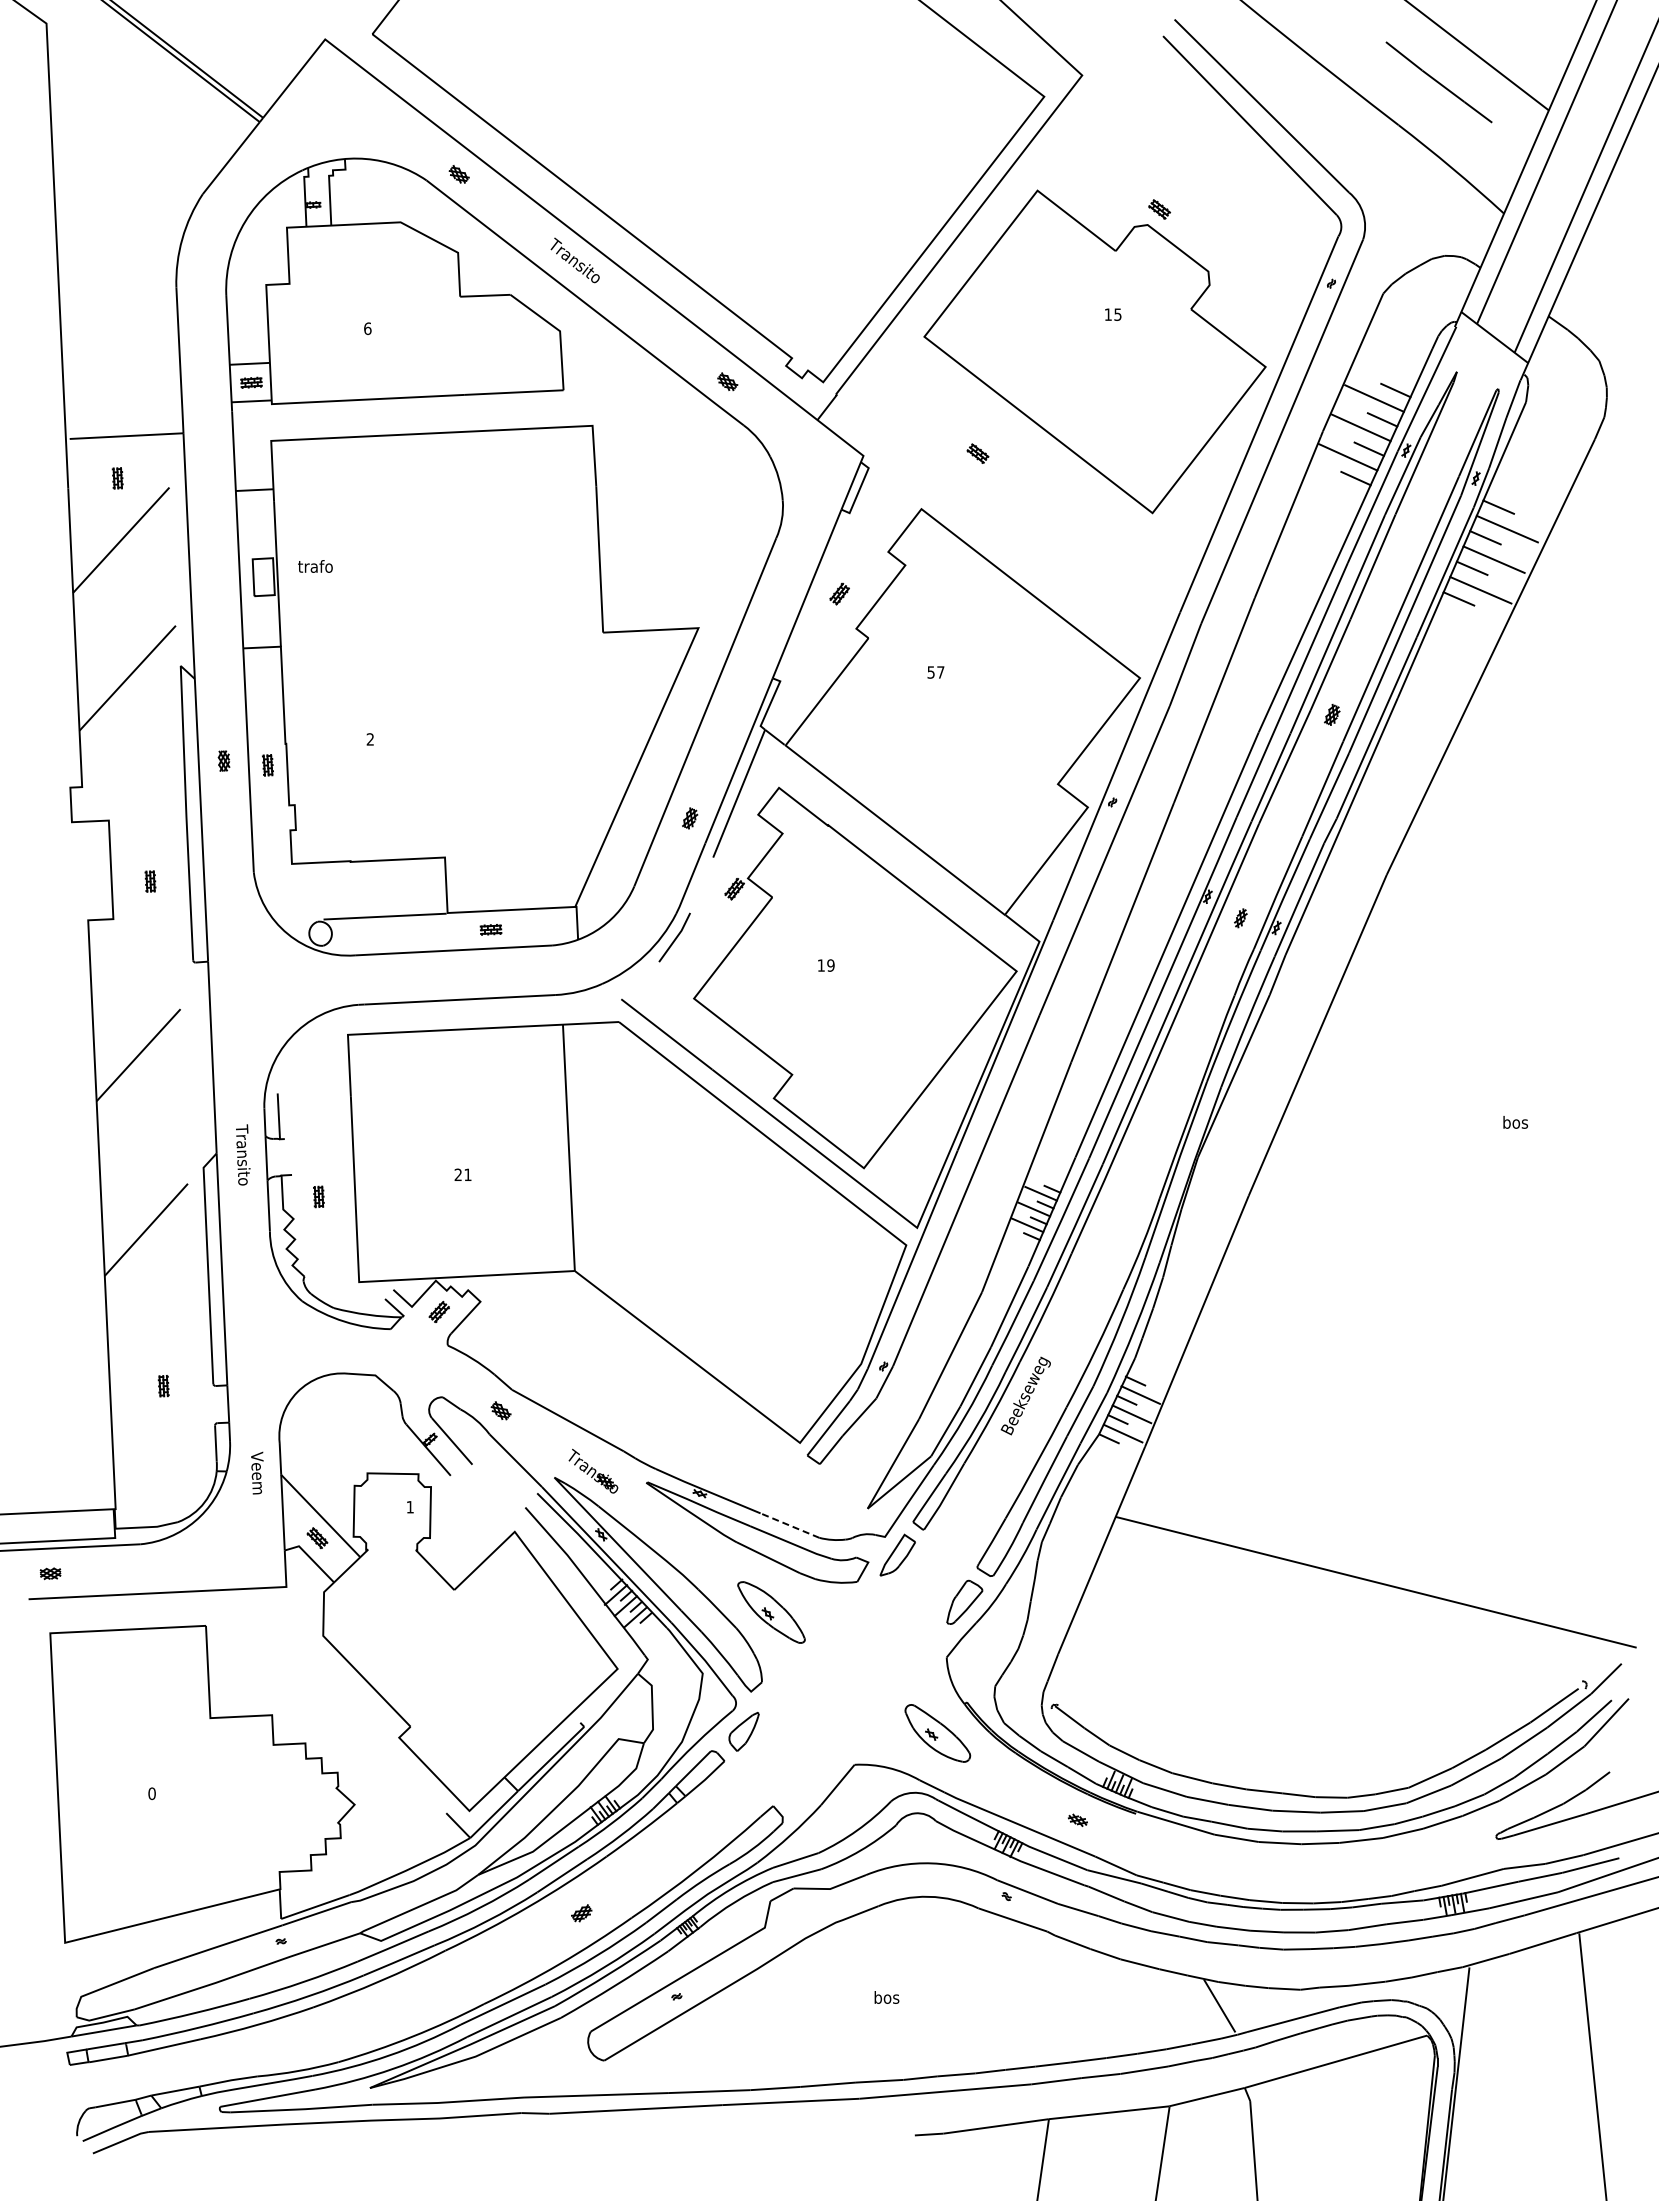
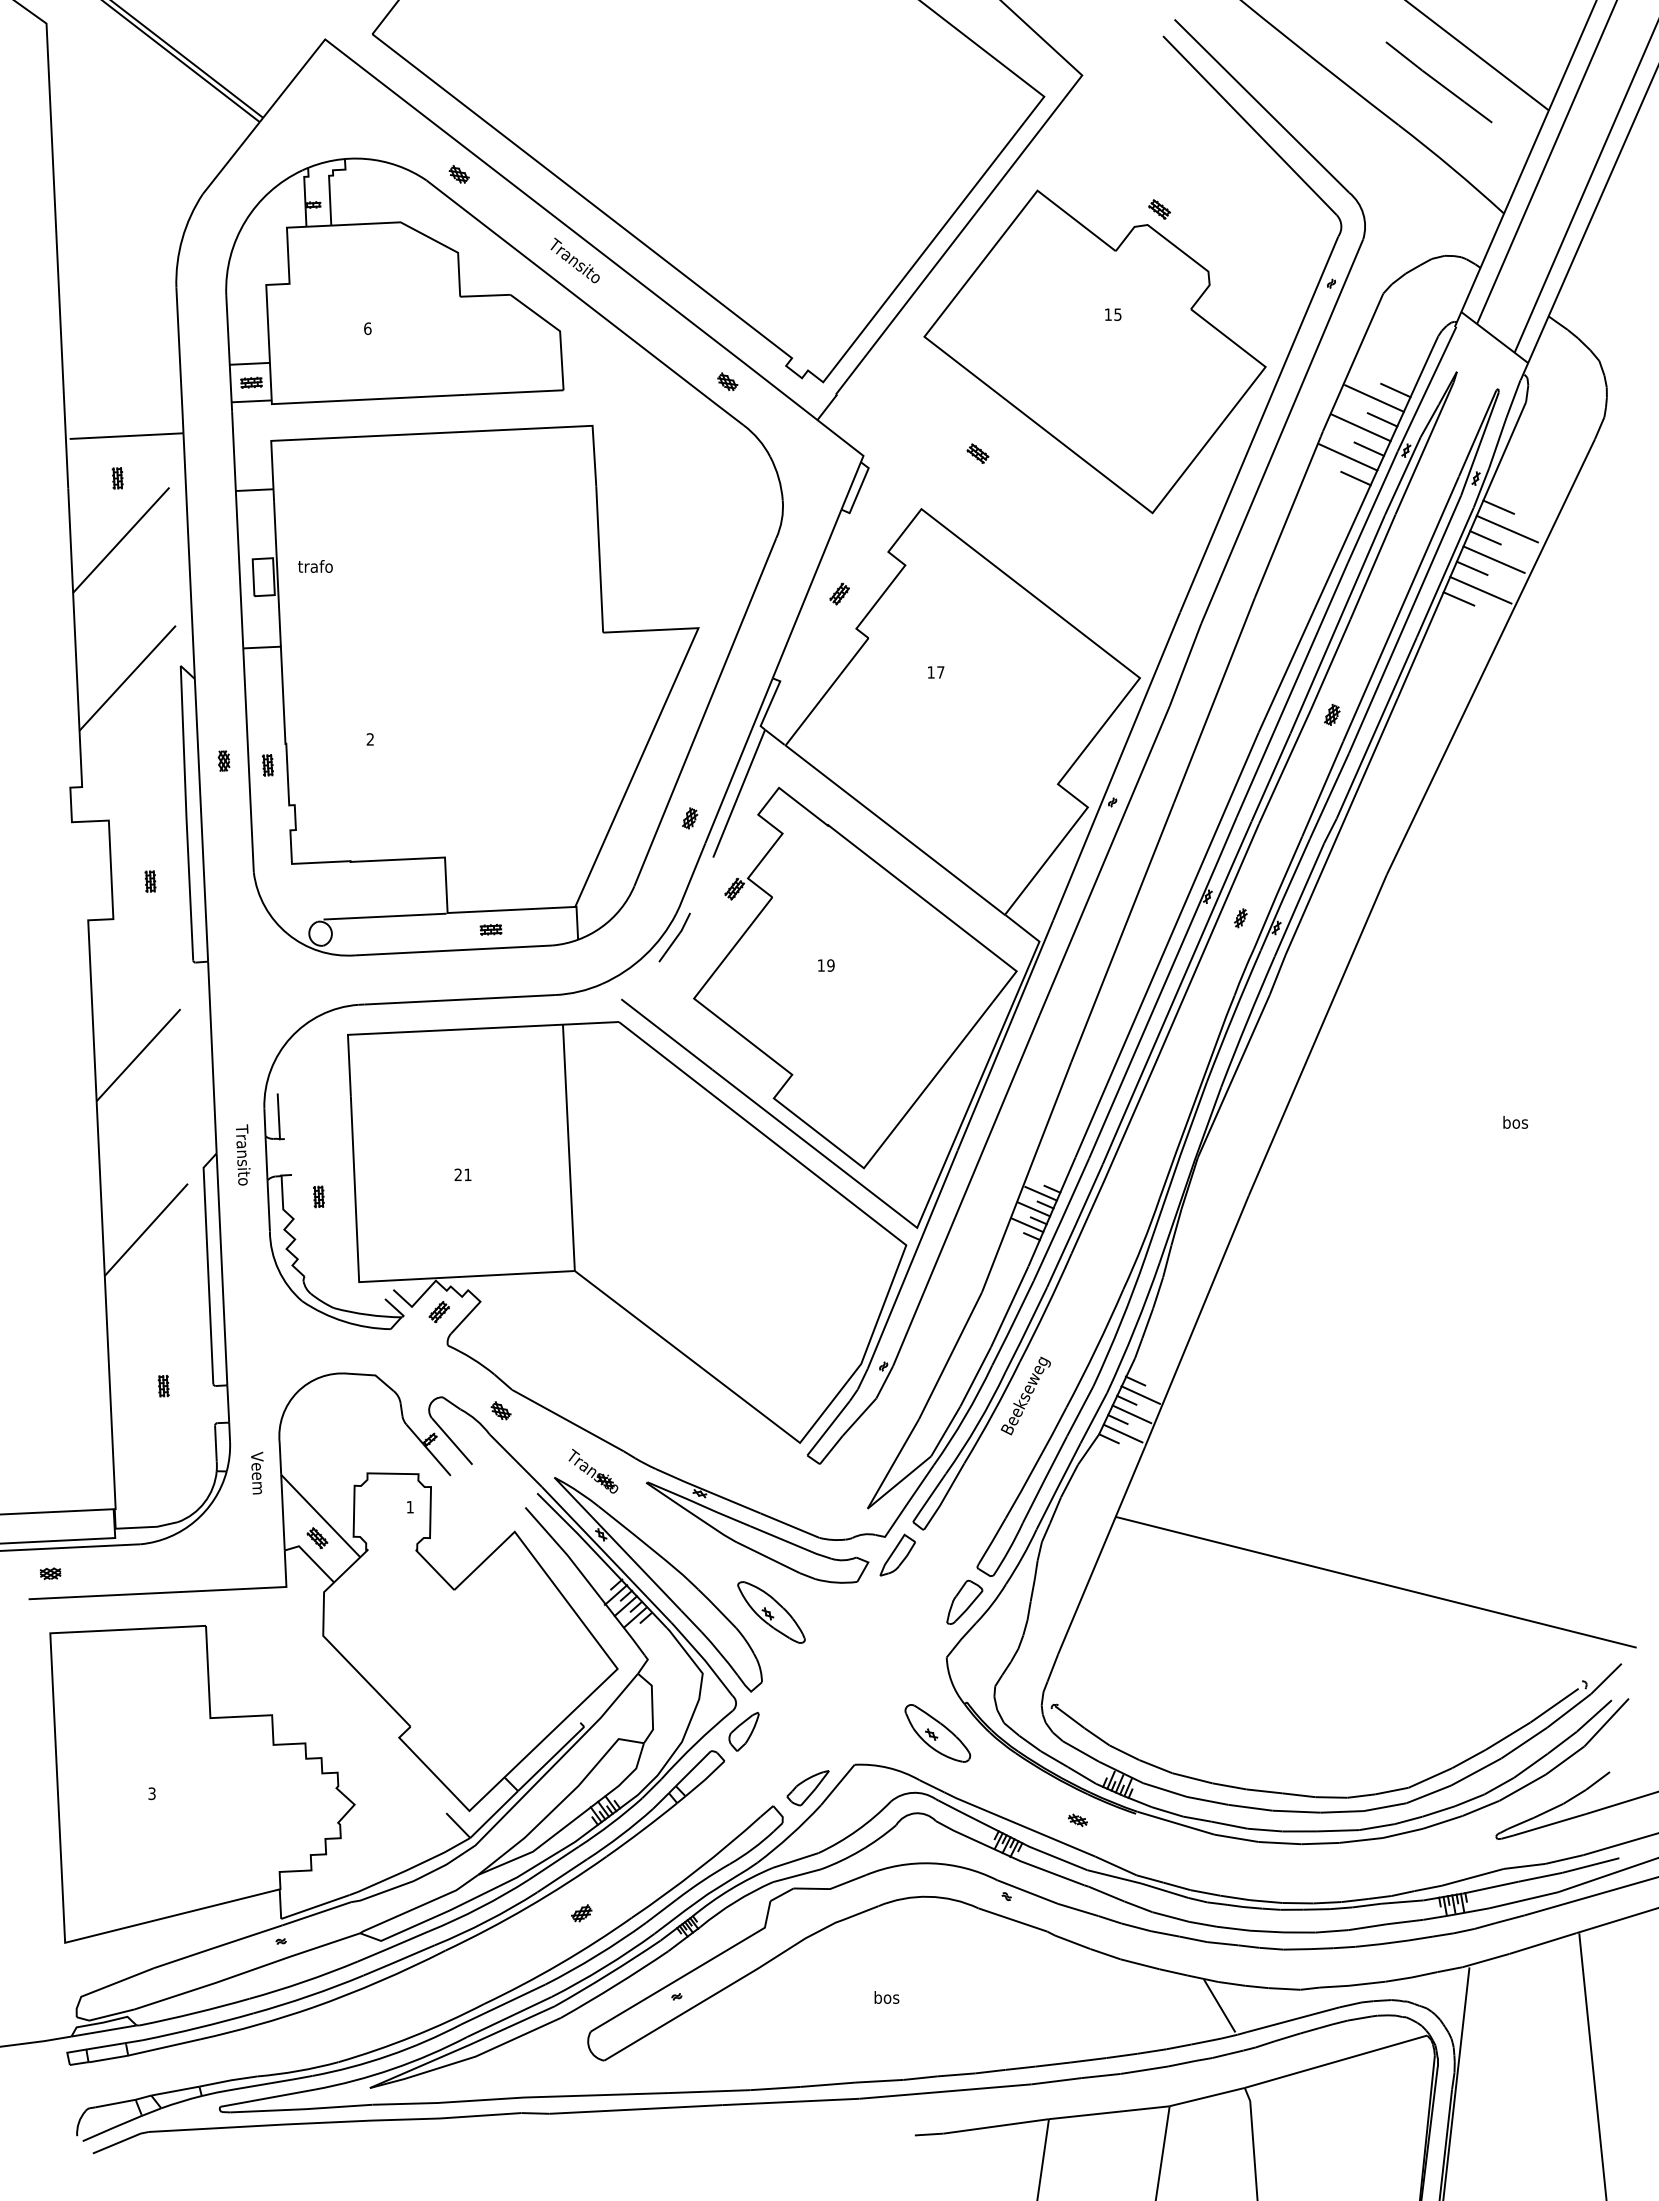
text: 57 -> 17 (930, 672)
line: dashed -> solid (790, 1525)
part: none -> present (807, 1788)
text: 0 -> 3 (151, 1793)
